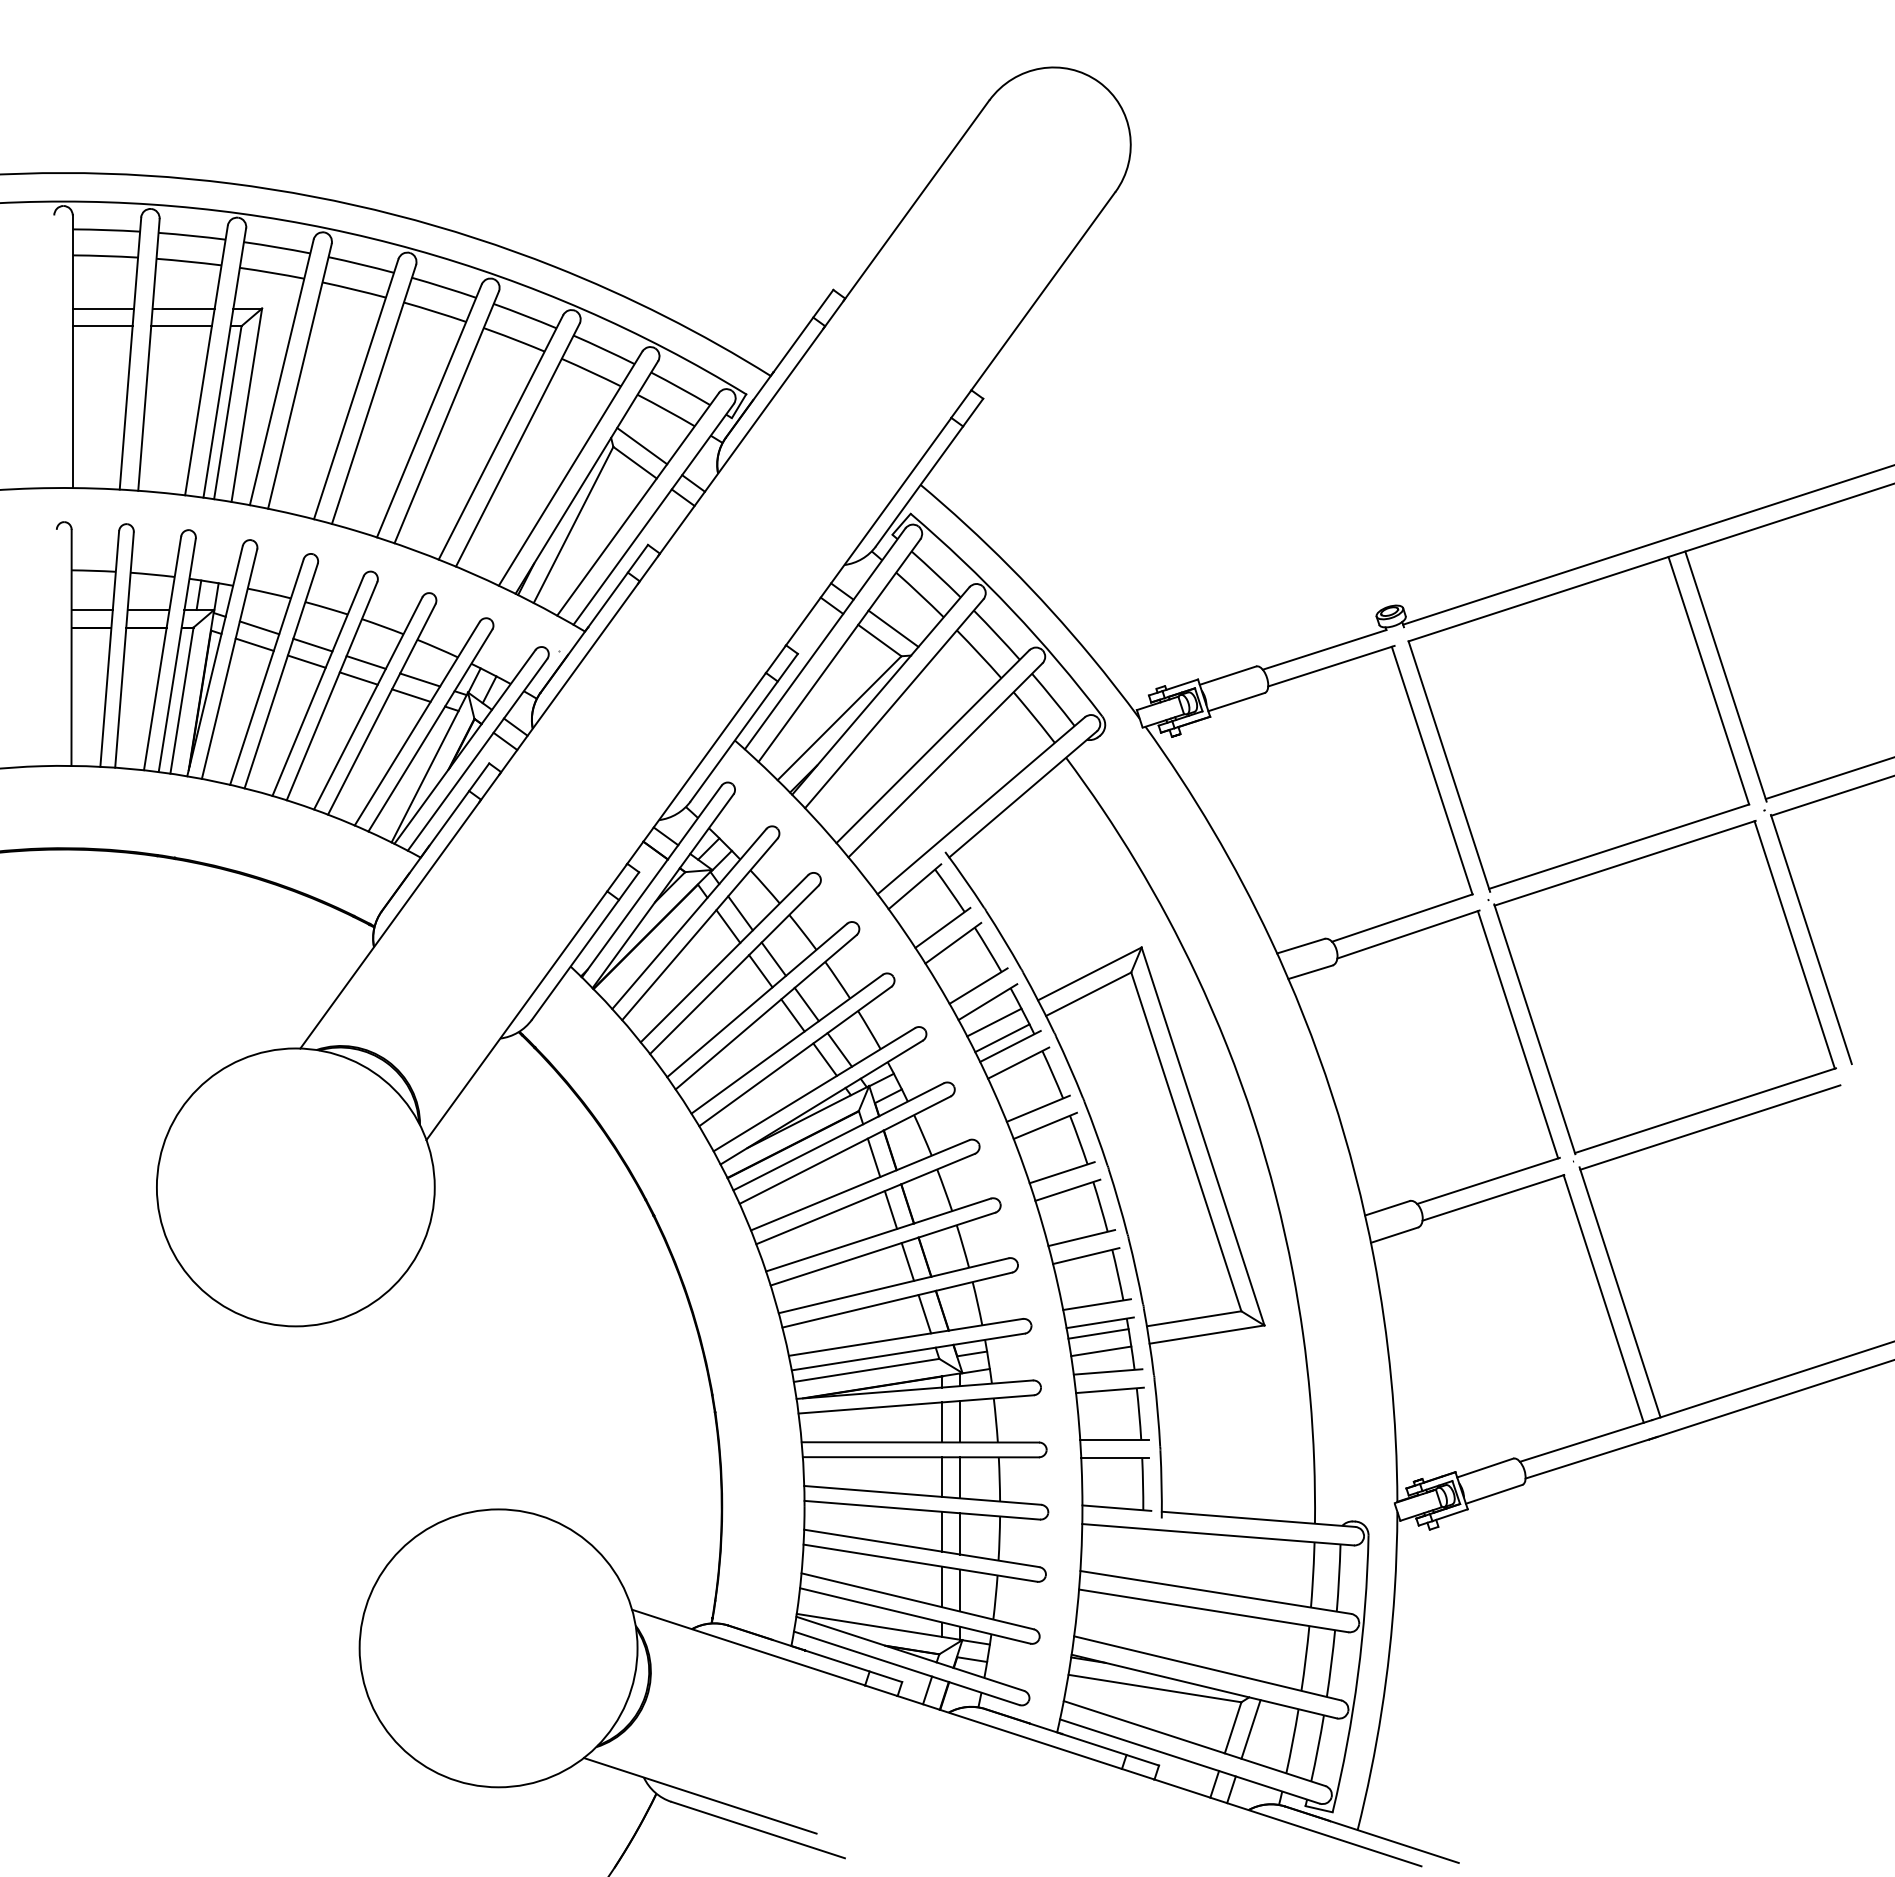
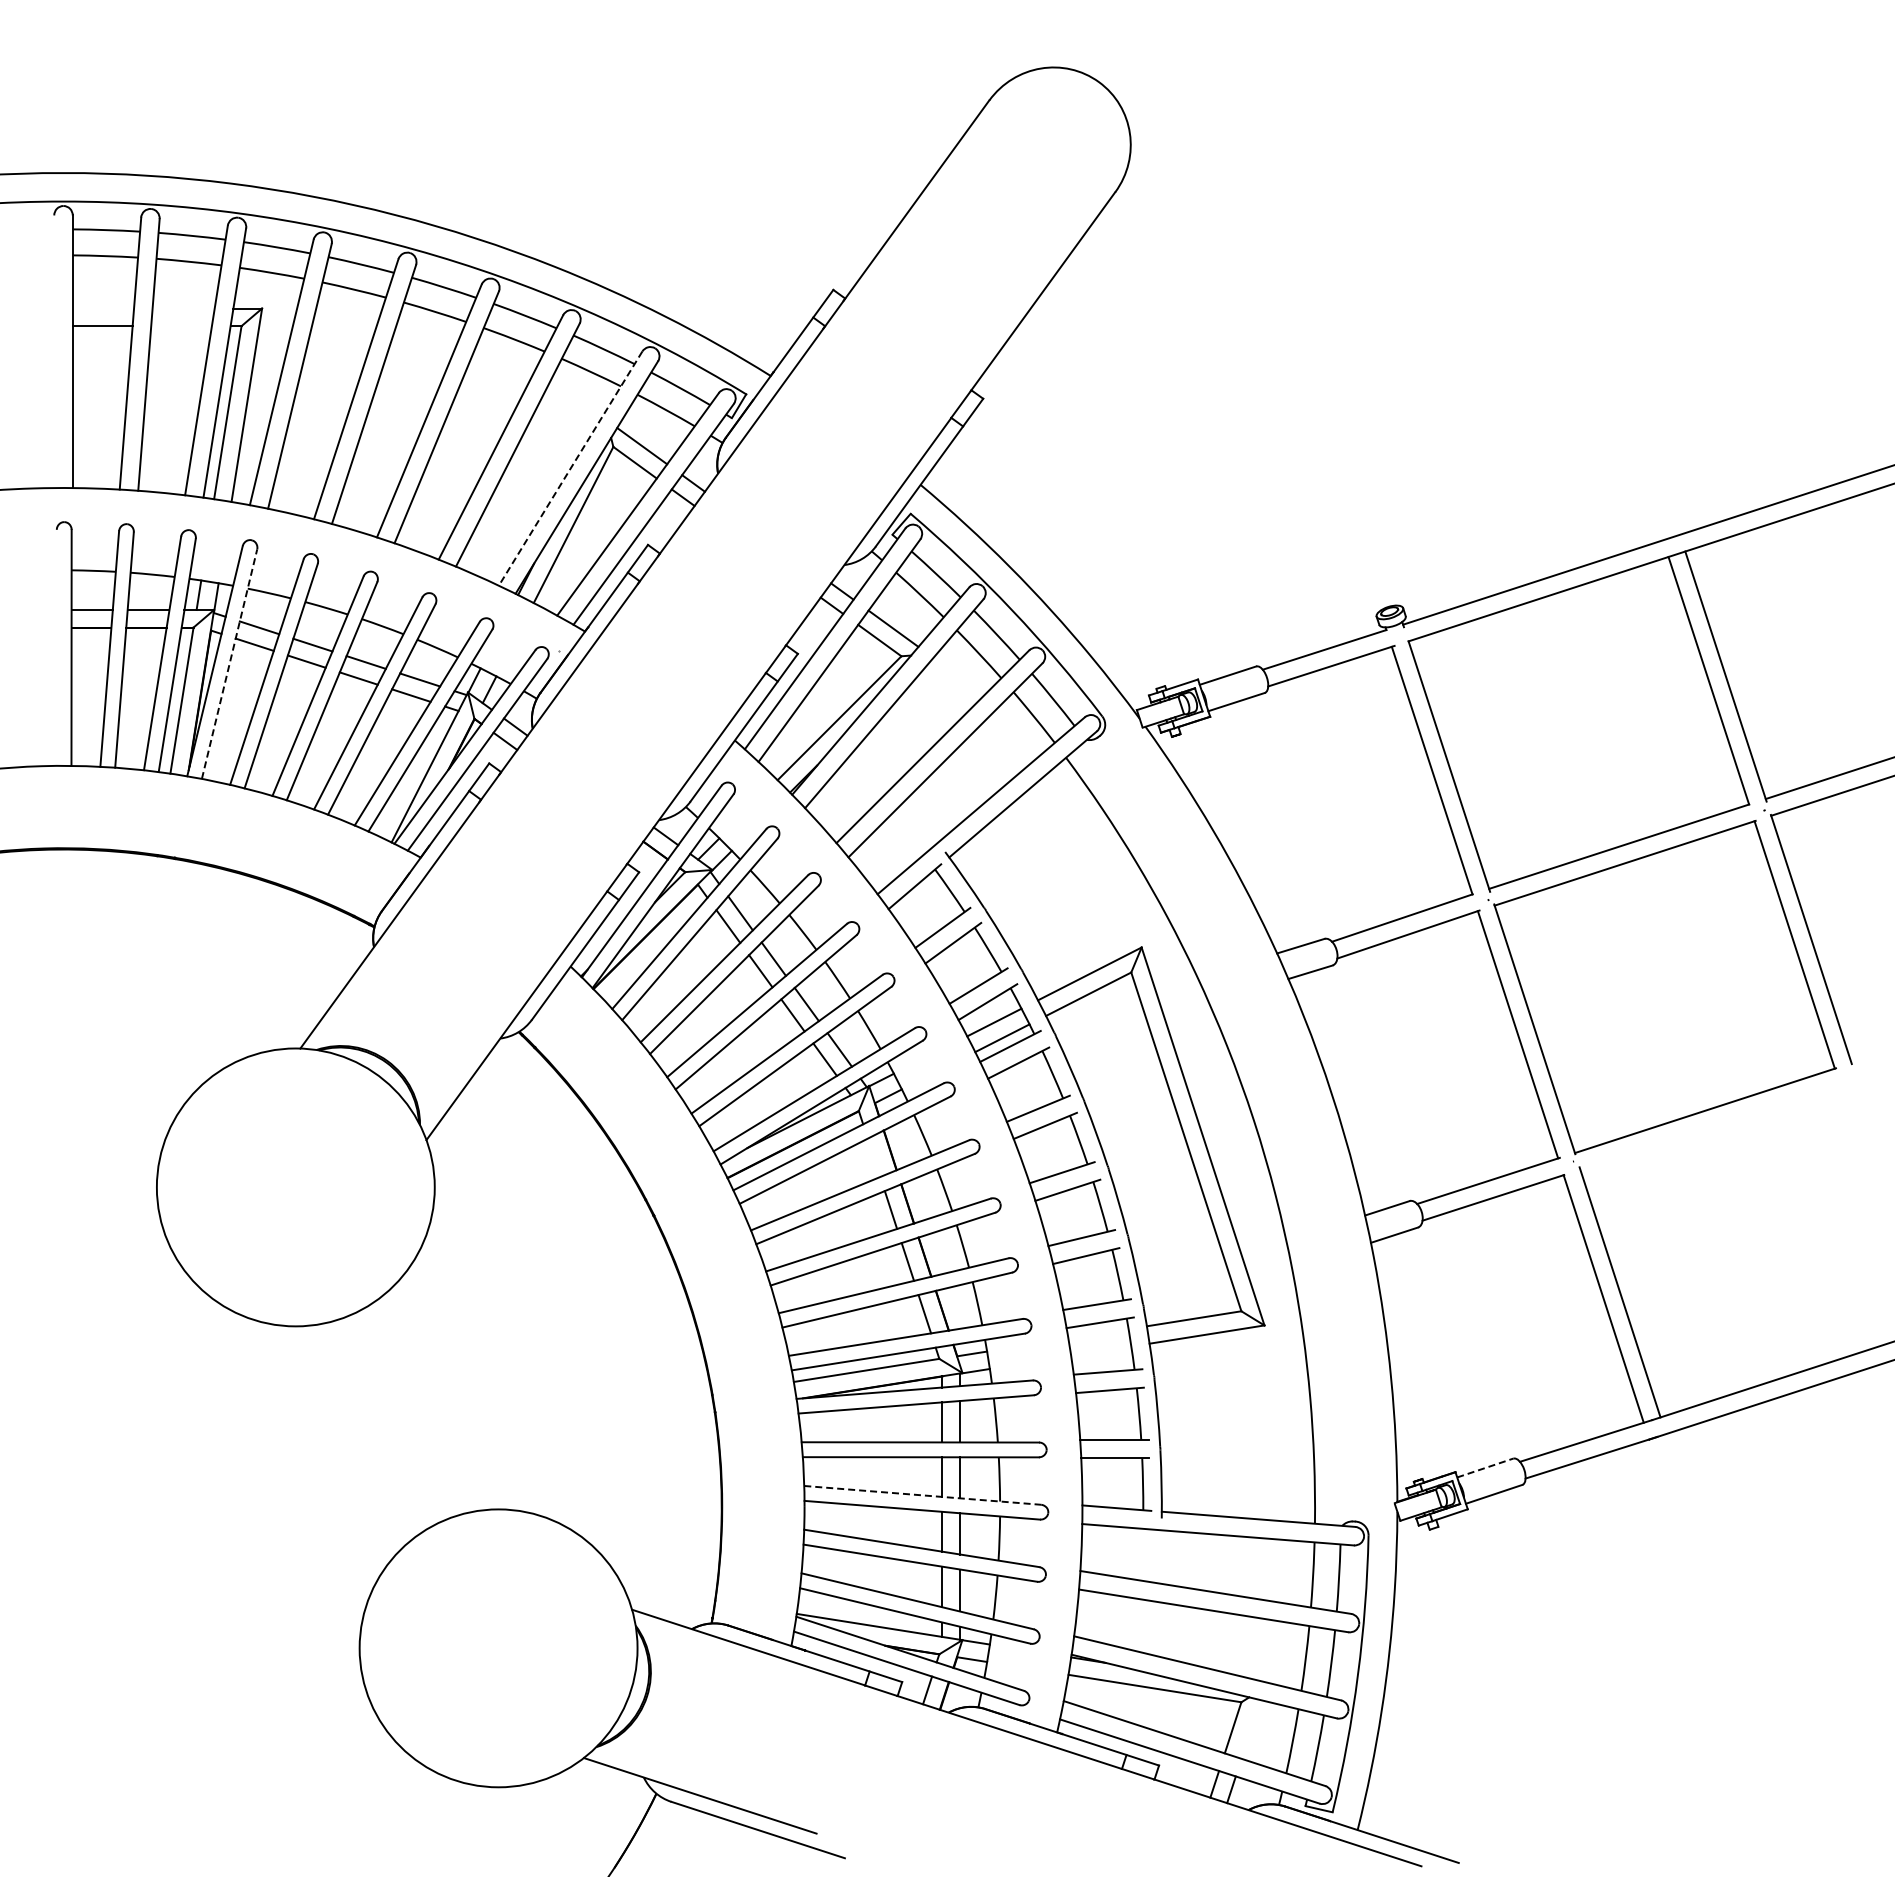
line: present -> none (103, 308)
line: present -> none (183, 308)
line: present -> none (181, 326)
line: solid -> dashed (570, 469)
line: solid -> dashed (229, 663)
line: present -> none (1710, 1127)
line: present -> none (873, 1157)
line: present -> none (1098, 1333)
line: present -> none (1101, 1351)
line: solid -> dashed (1485, 1468)
line: solid -> dashed (922, 1495)
line: present -> none (1250, 1729)
